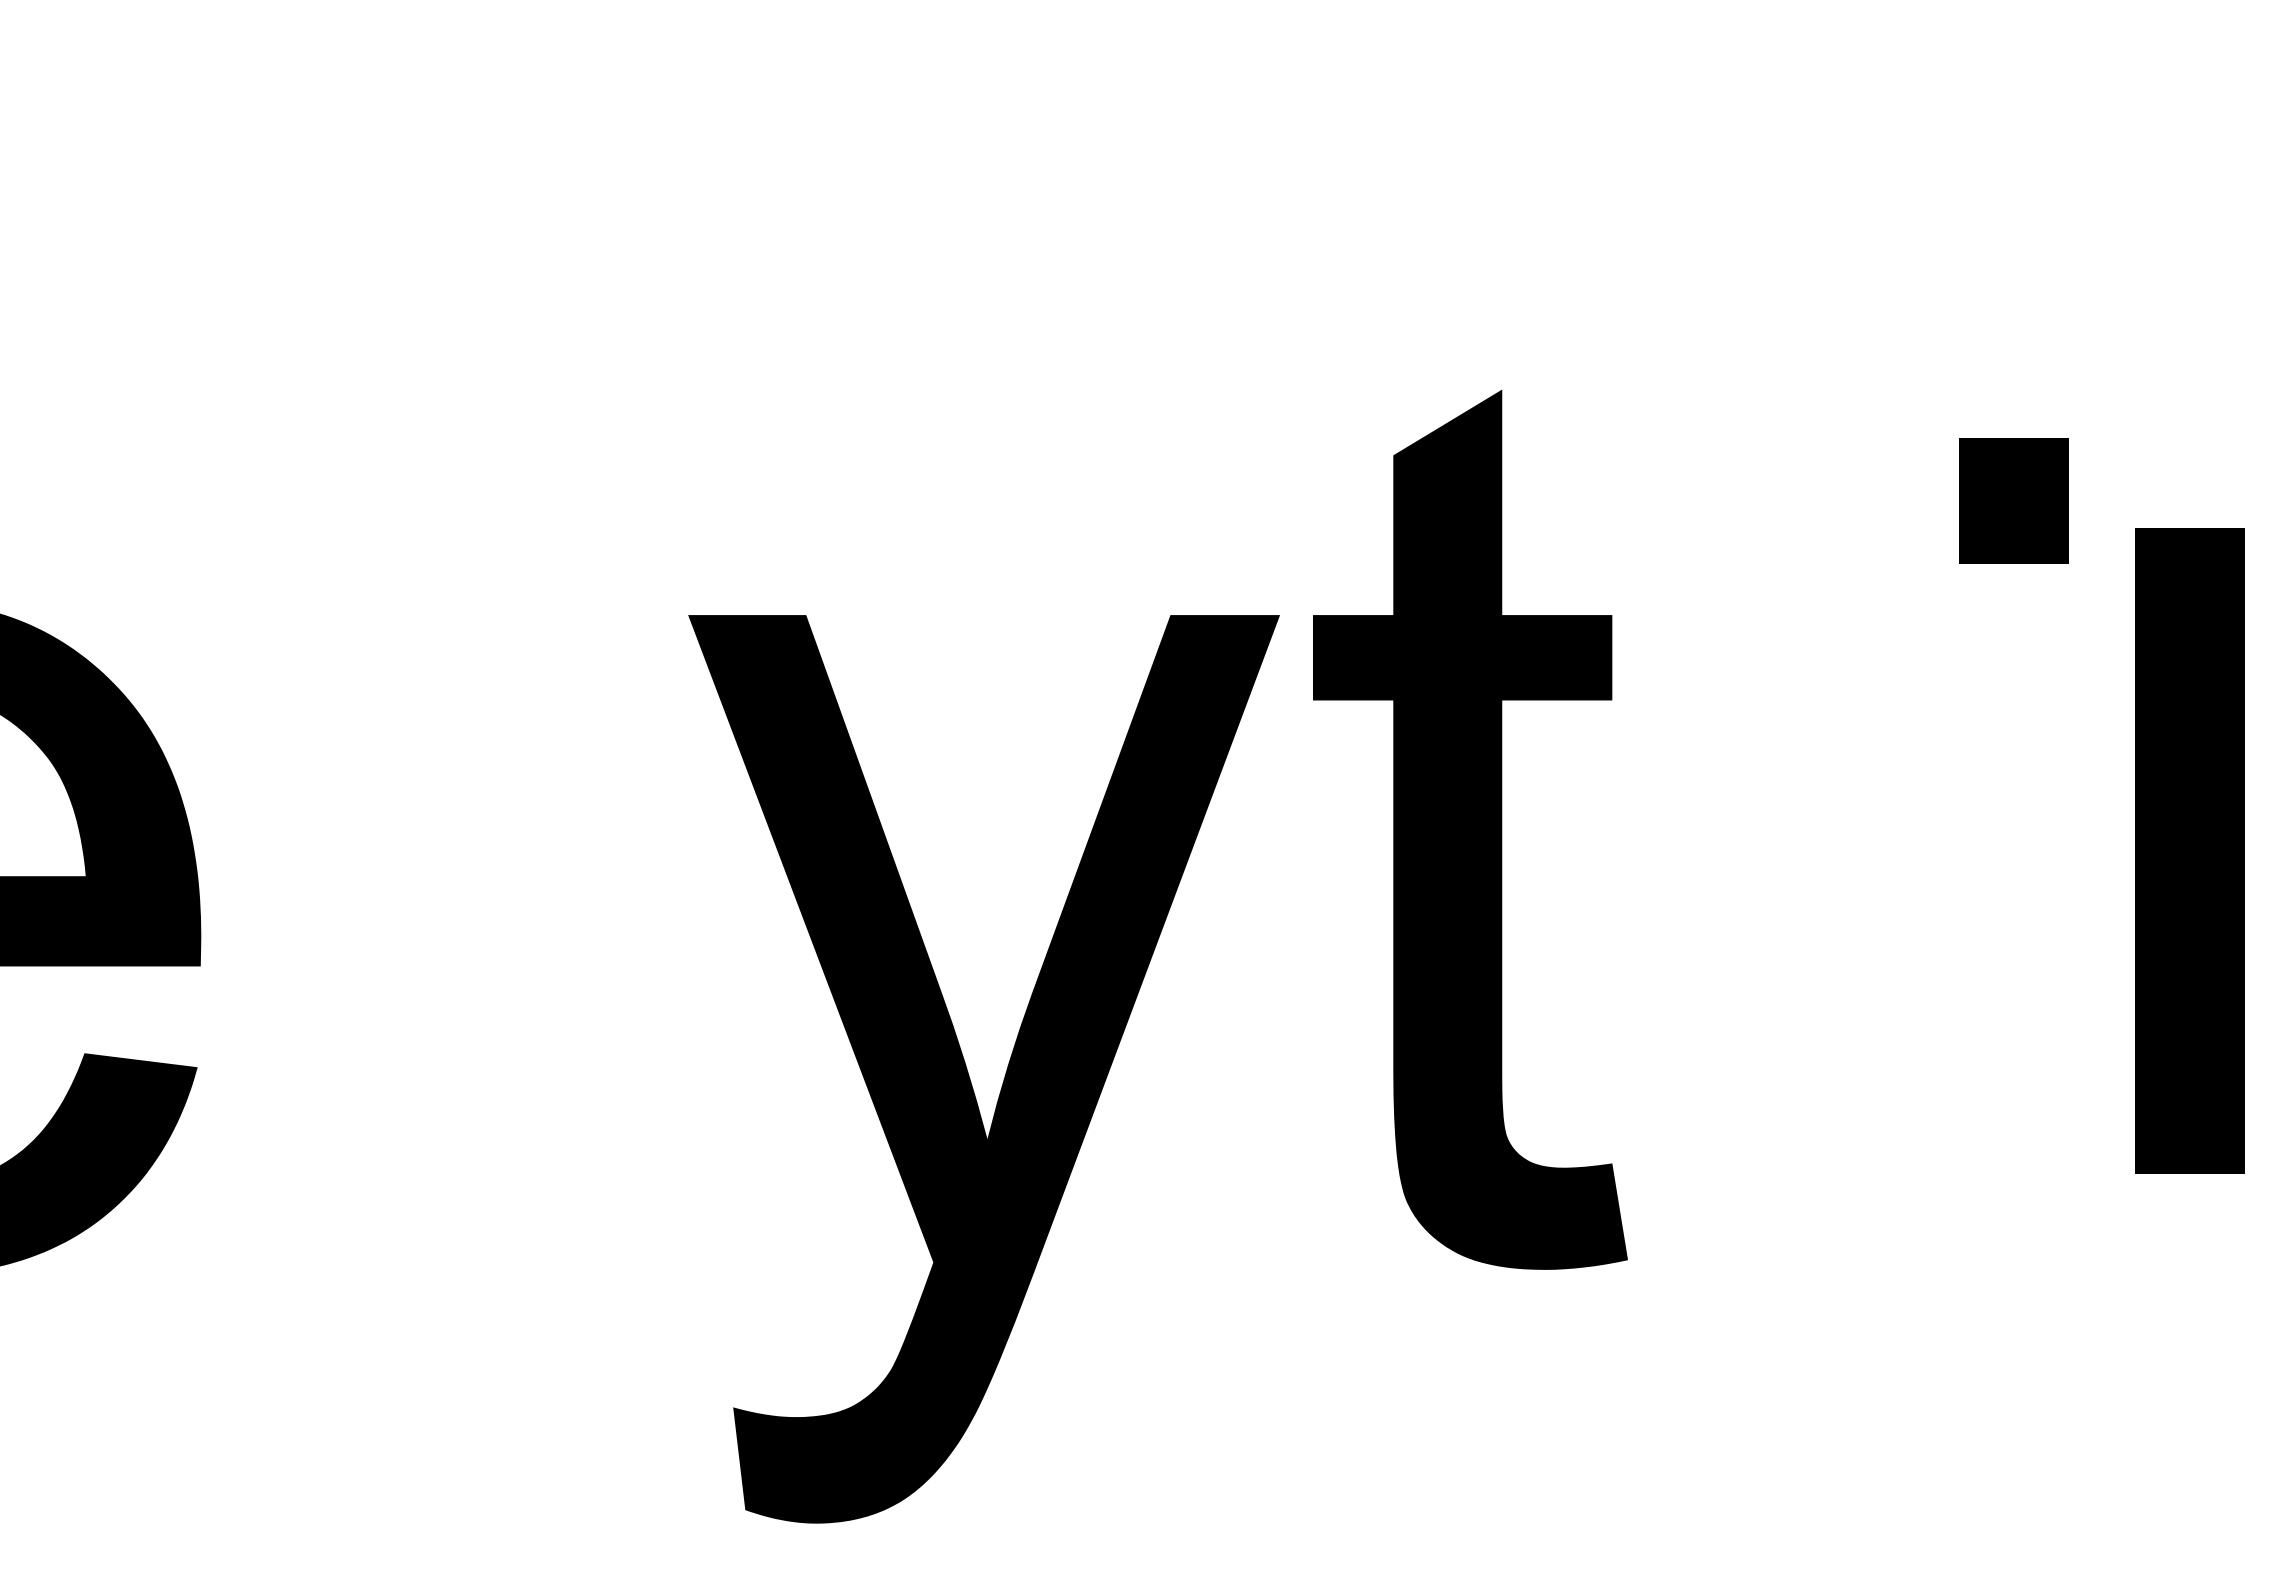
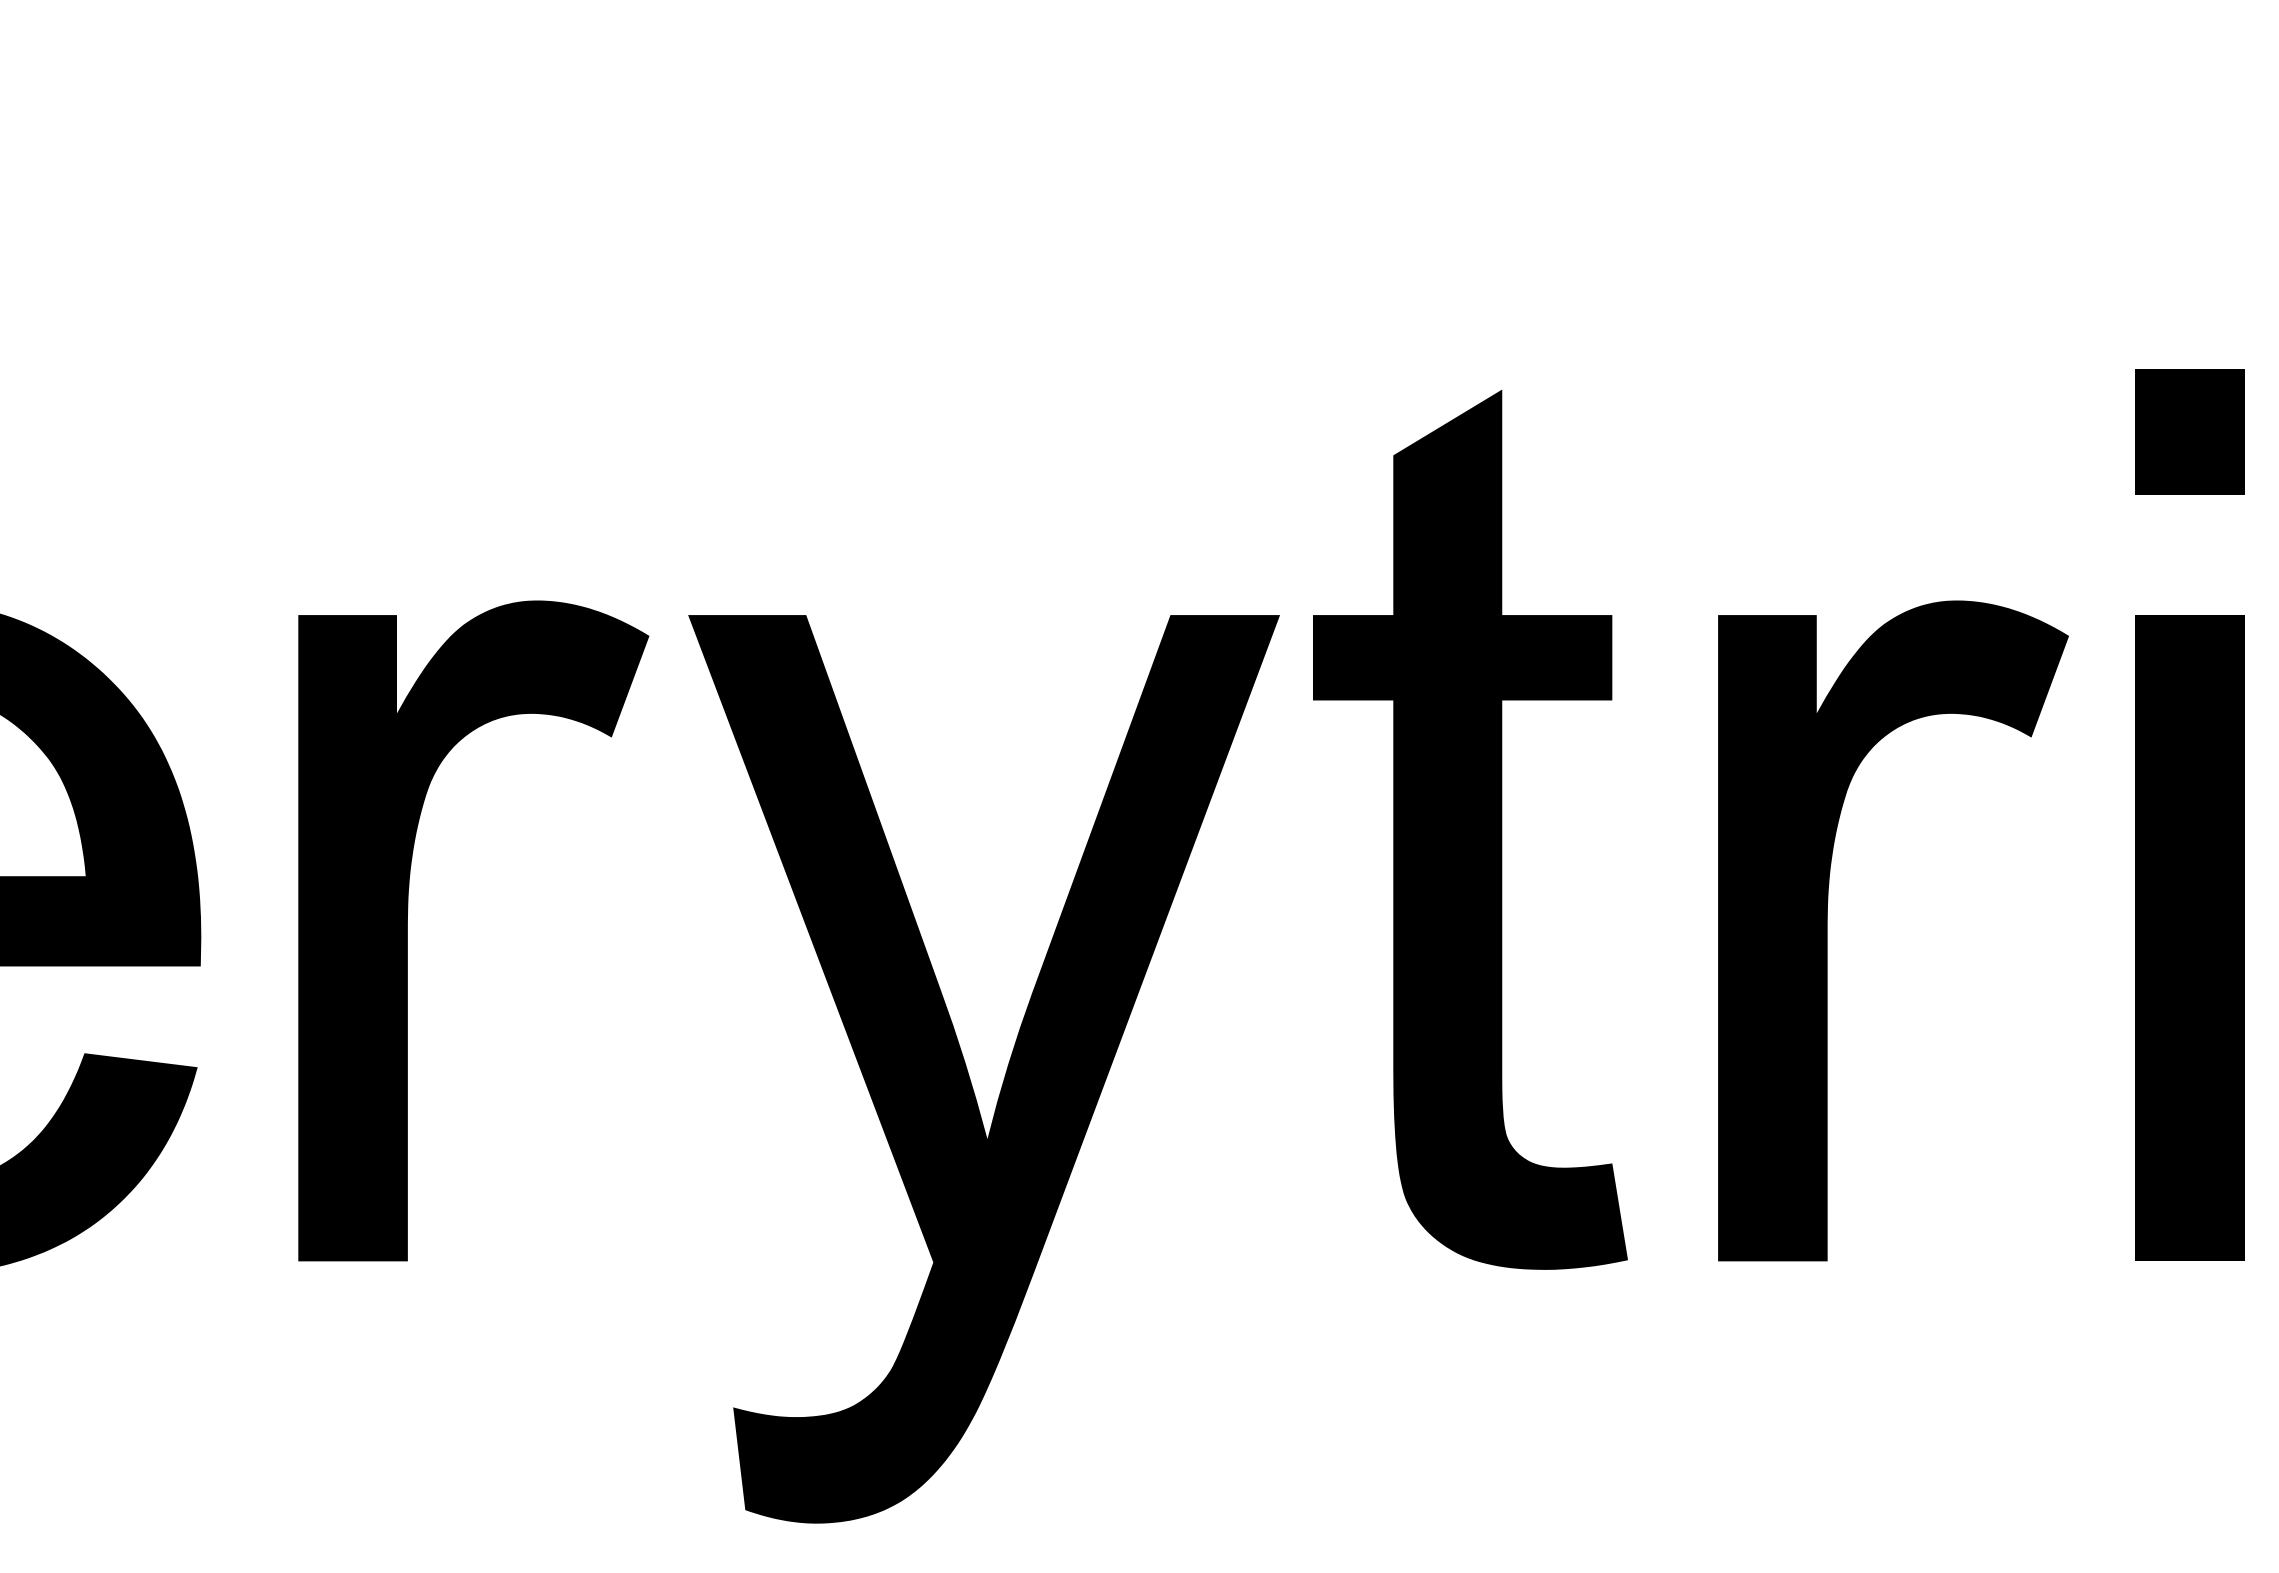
part position: (2013, 500) -> (2189, 431) (2189, 431)
part position: (2189, 850) -> (2189, 937) (2189, 937)
fill: none -> present (473, 930)
fill: none -> present (1893, 930)
